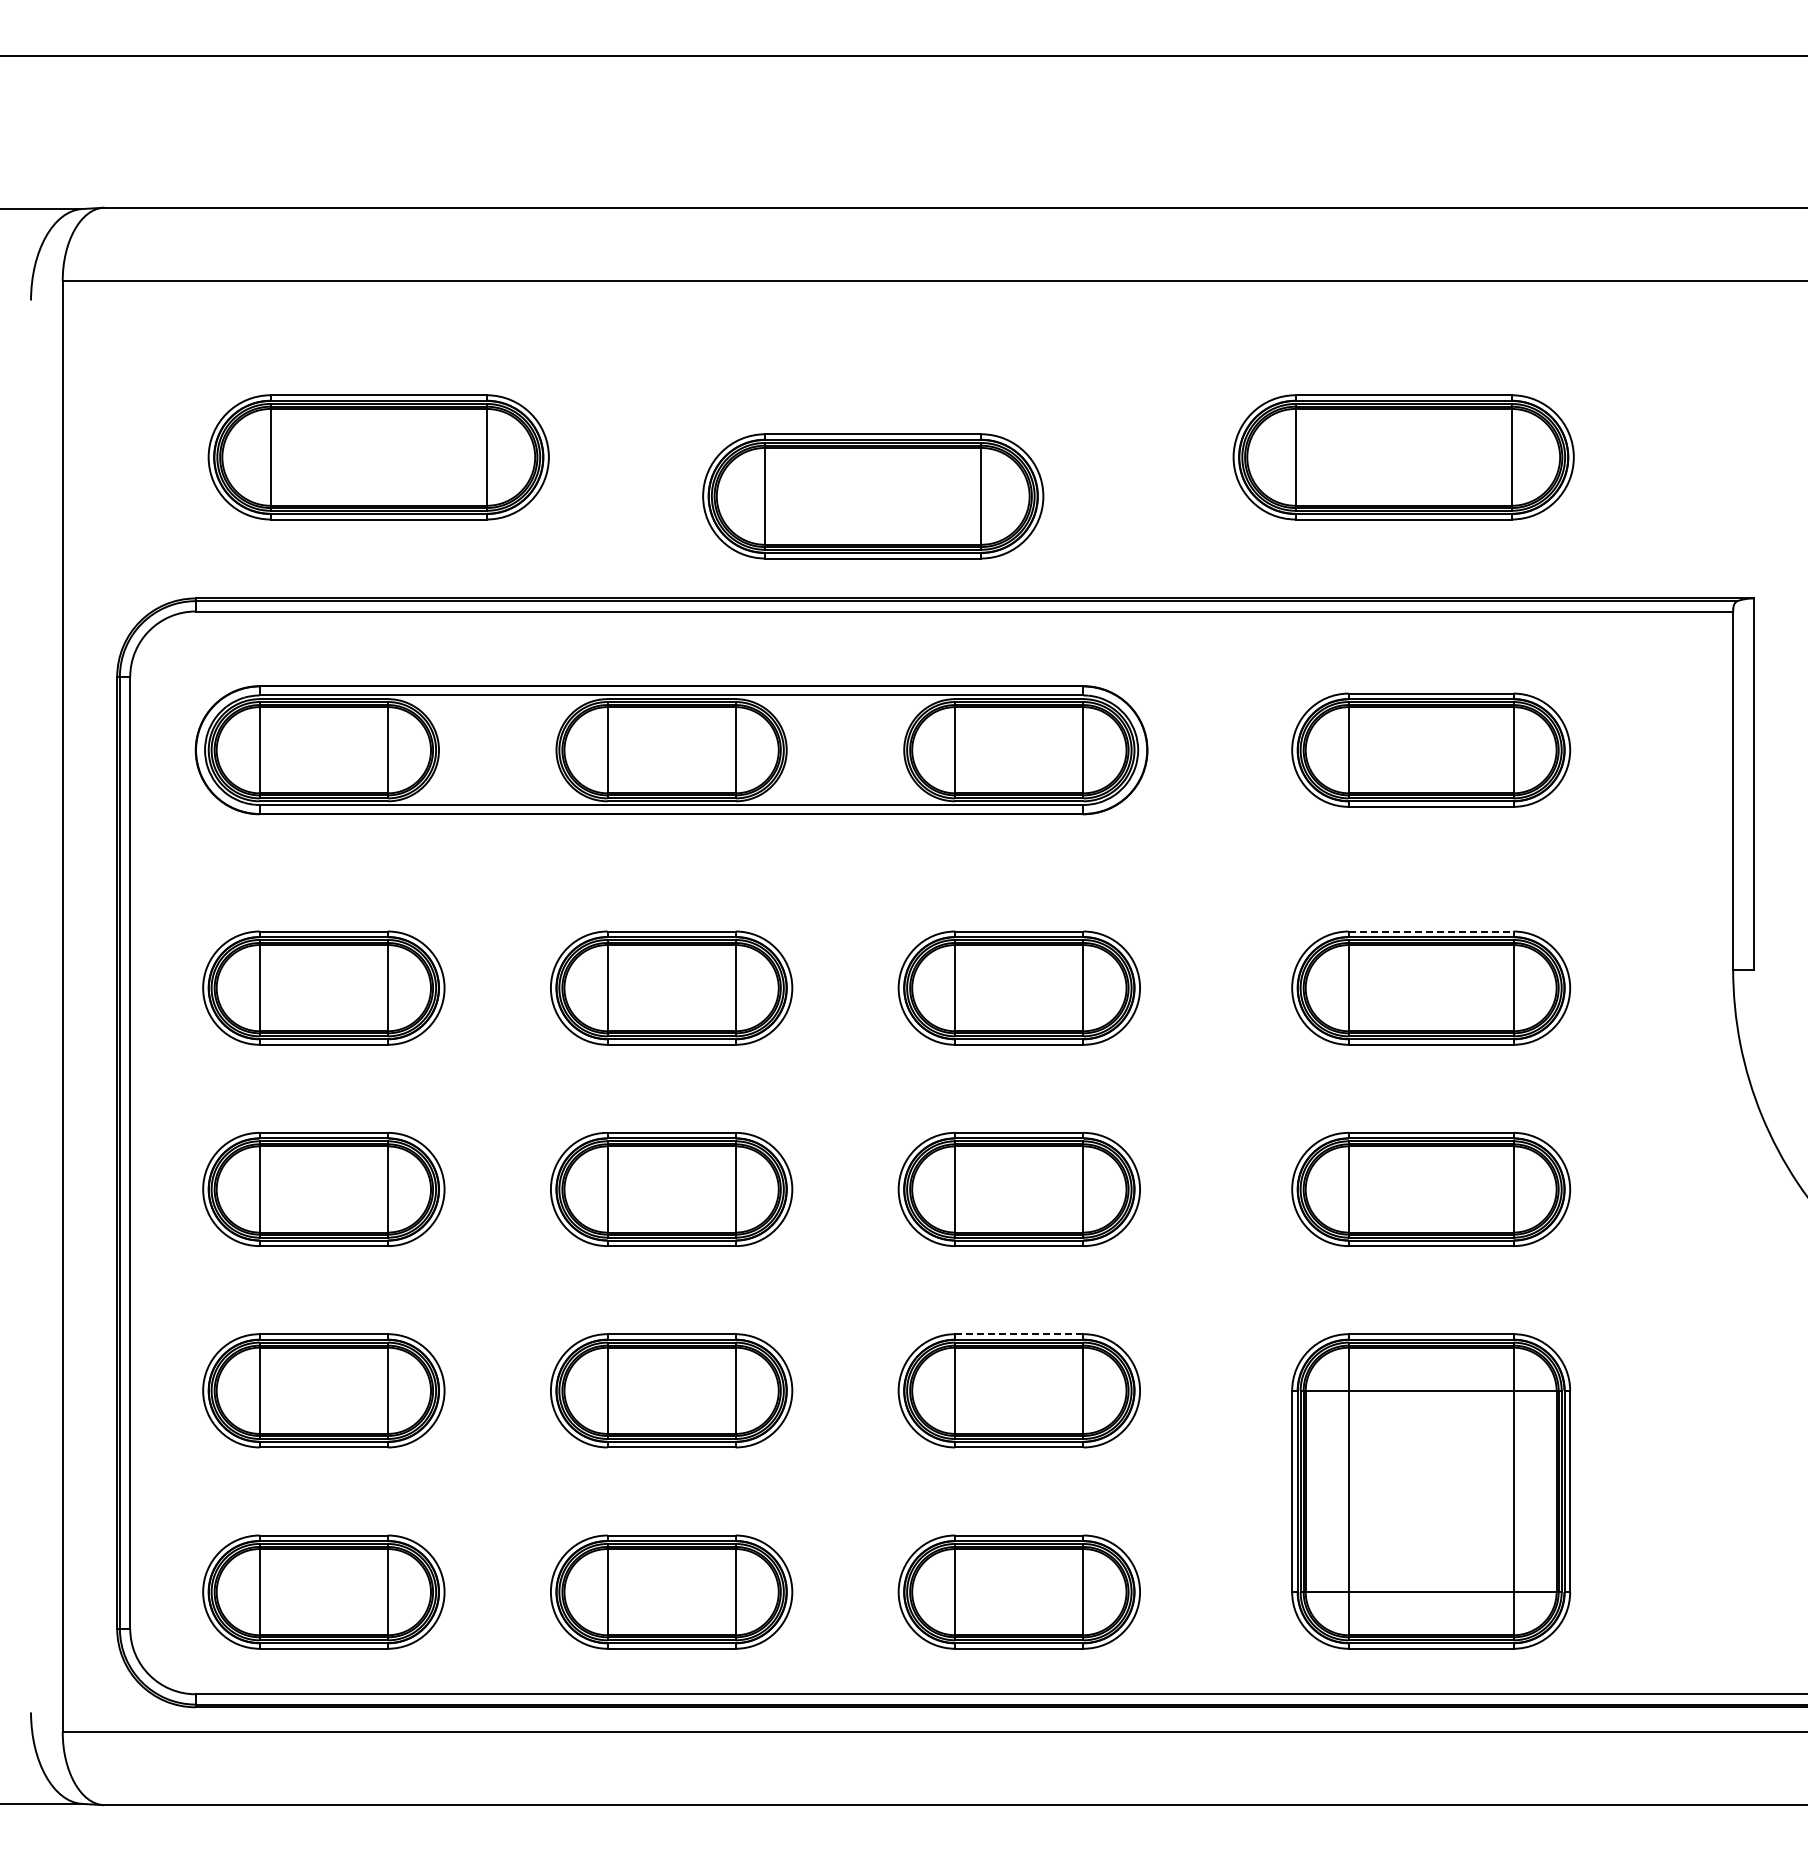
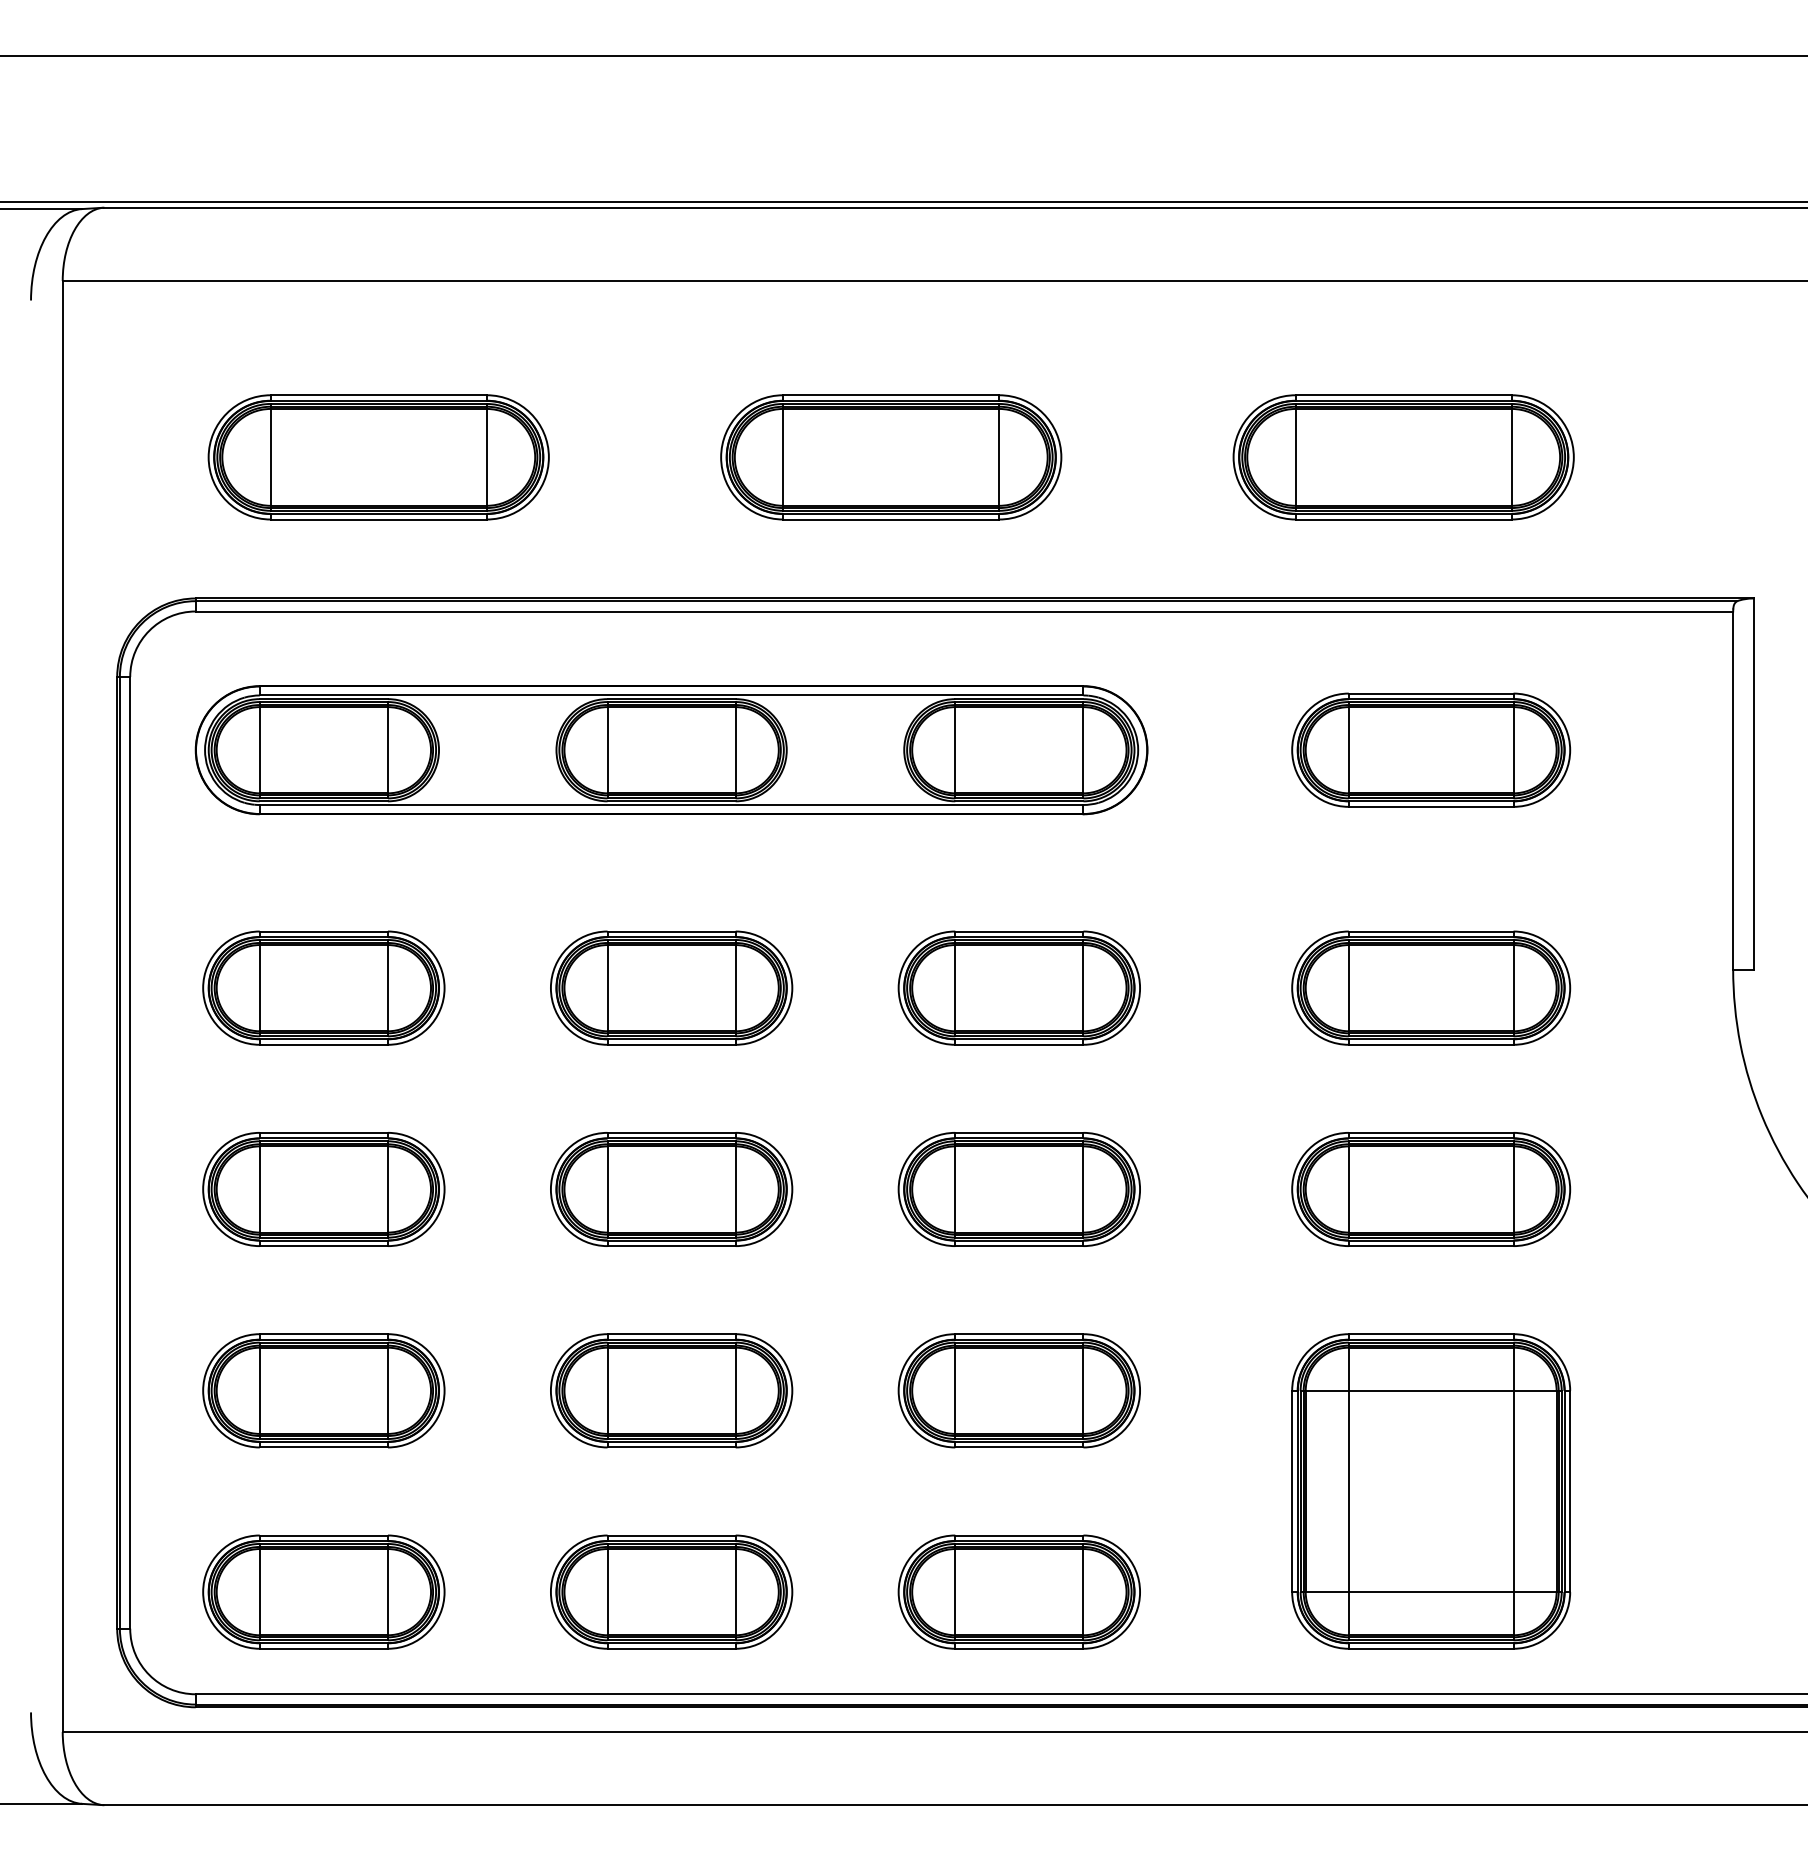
line: none -> present (903, 202)
part position: (873, 496) -> (891, 457) (891, 457)
line: dashed -> solid (1431, 931)
line: dashed -> solid (1019, 1334)
